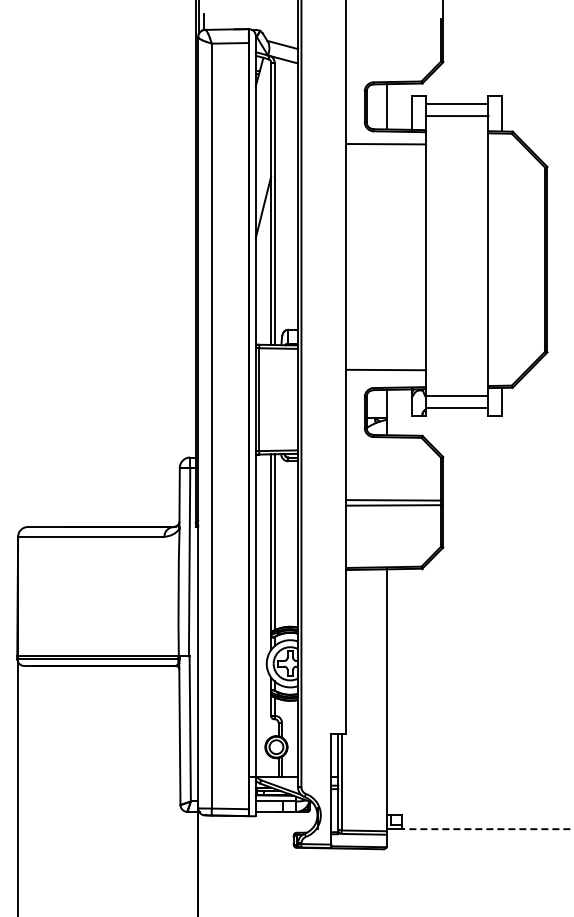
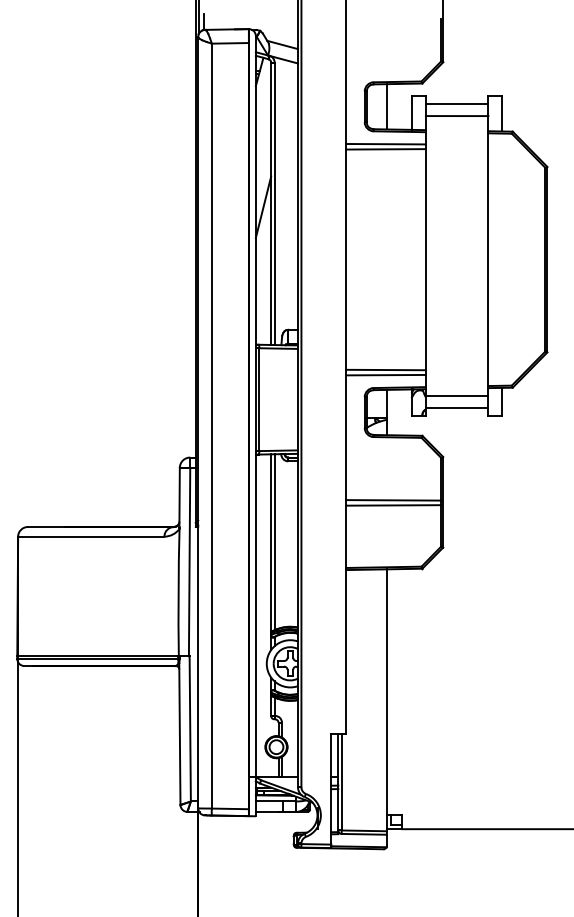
line: none -> present (385, 149)
line: none -> present (385, 374)
line: dashed -> solid (487, 829)
